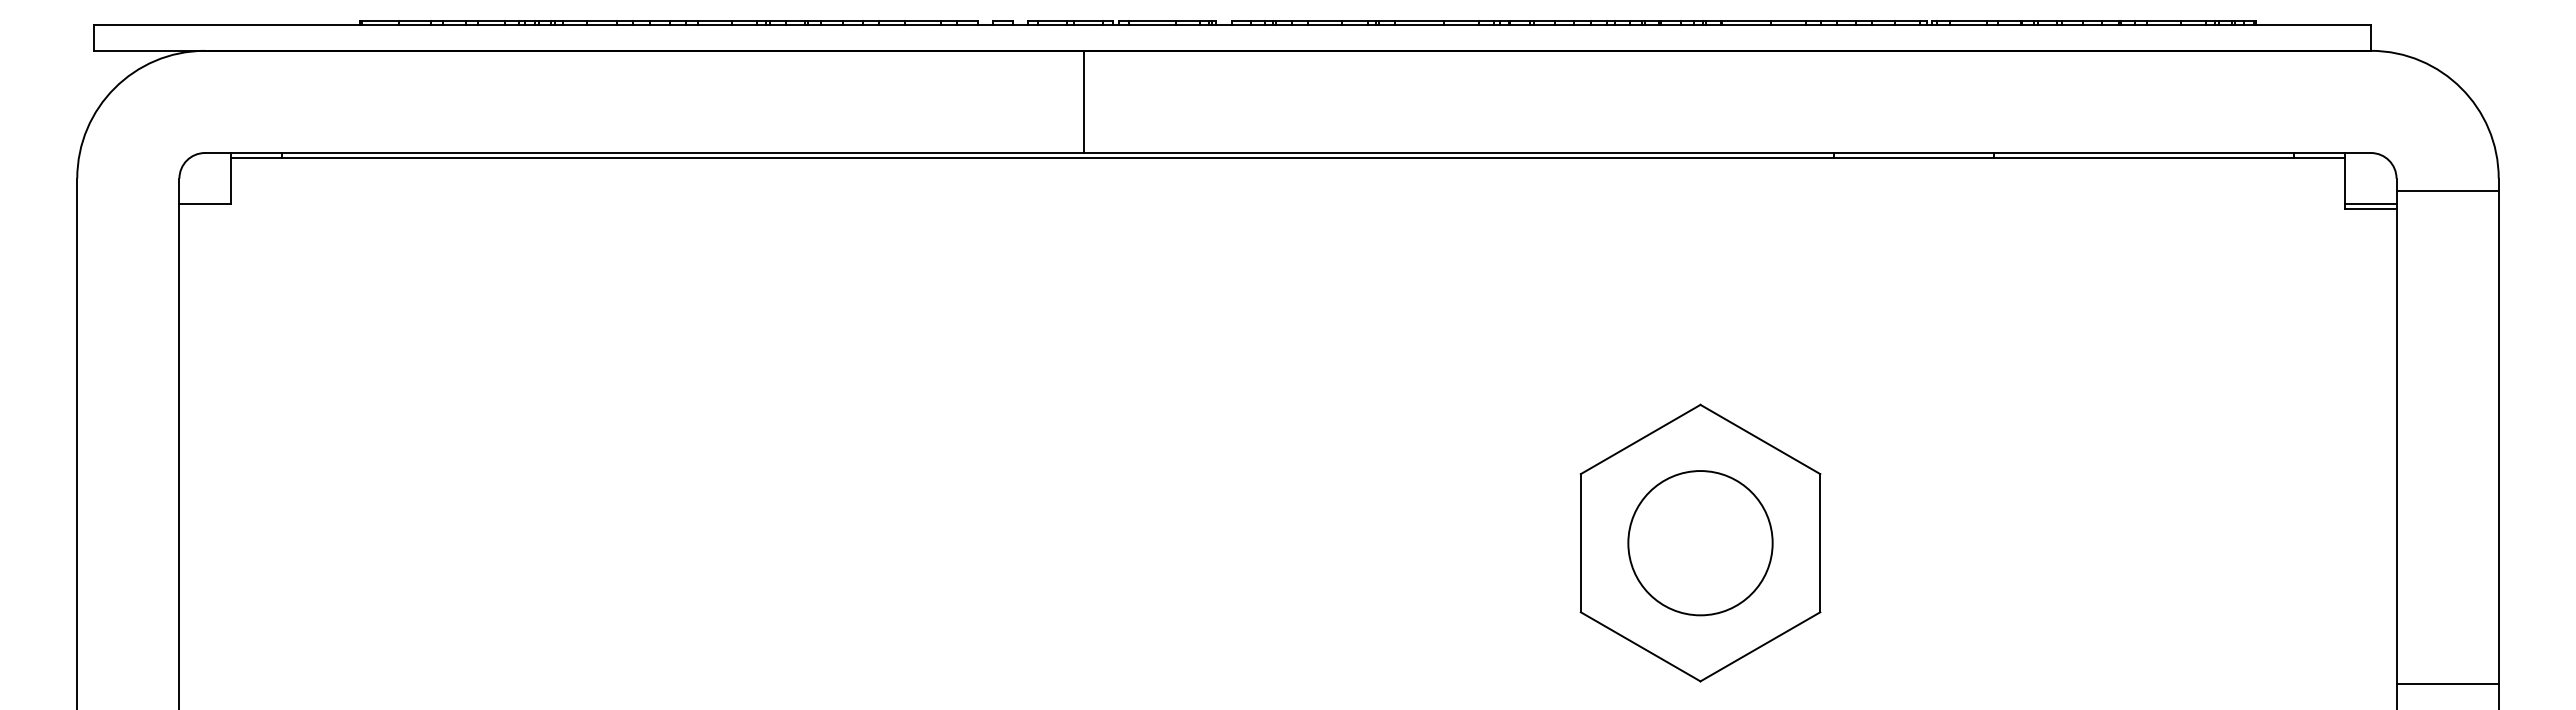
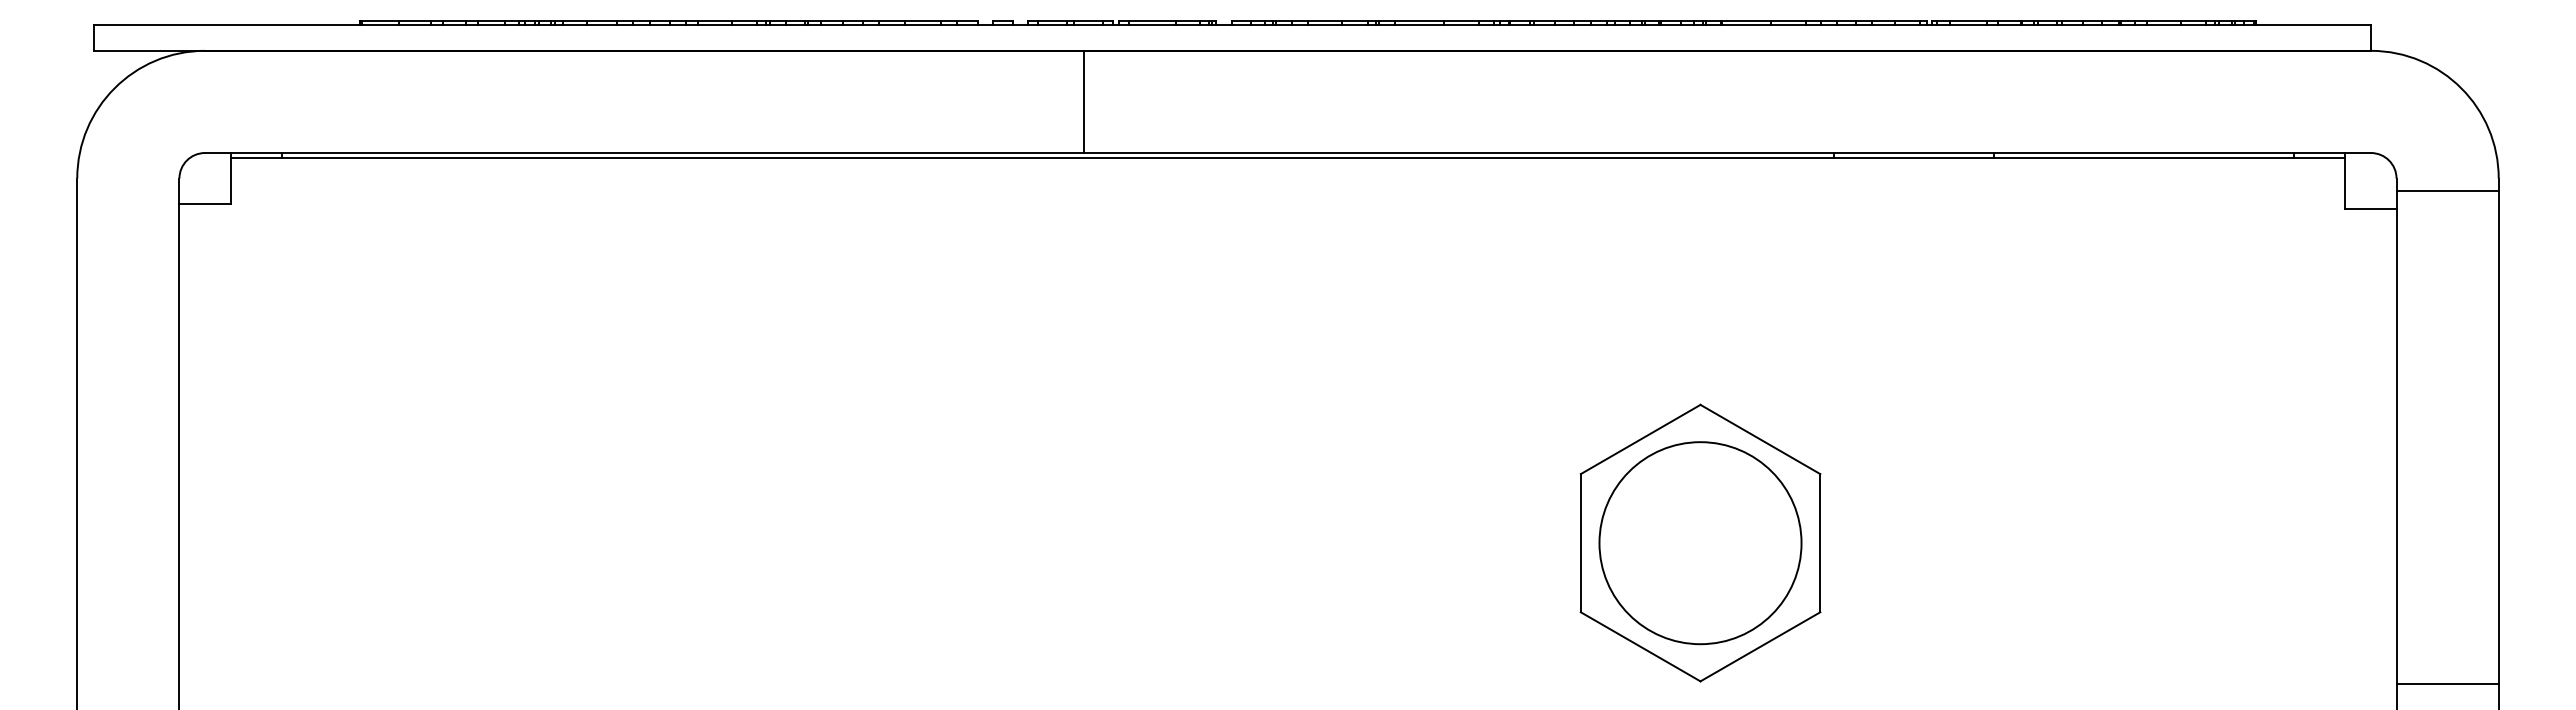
line: present -> none (2370, 204)
circle diameter: 144 px -> 202 px (1700, 543)
